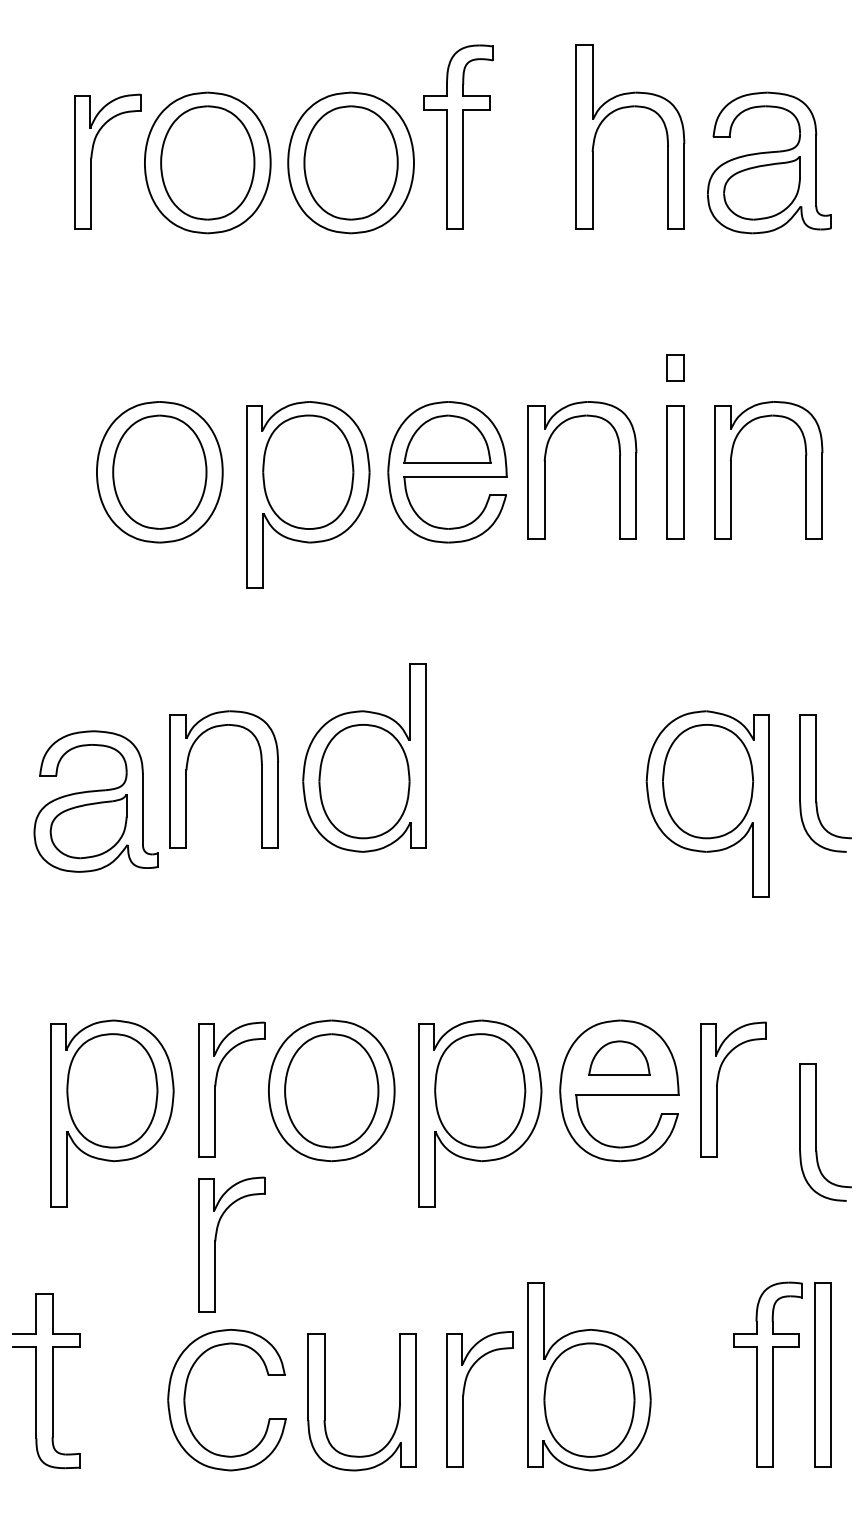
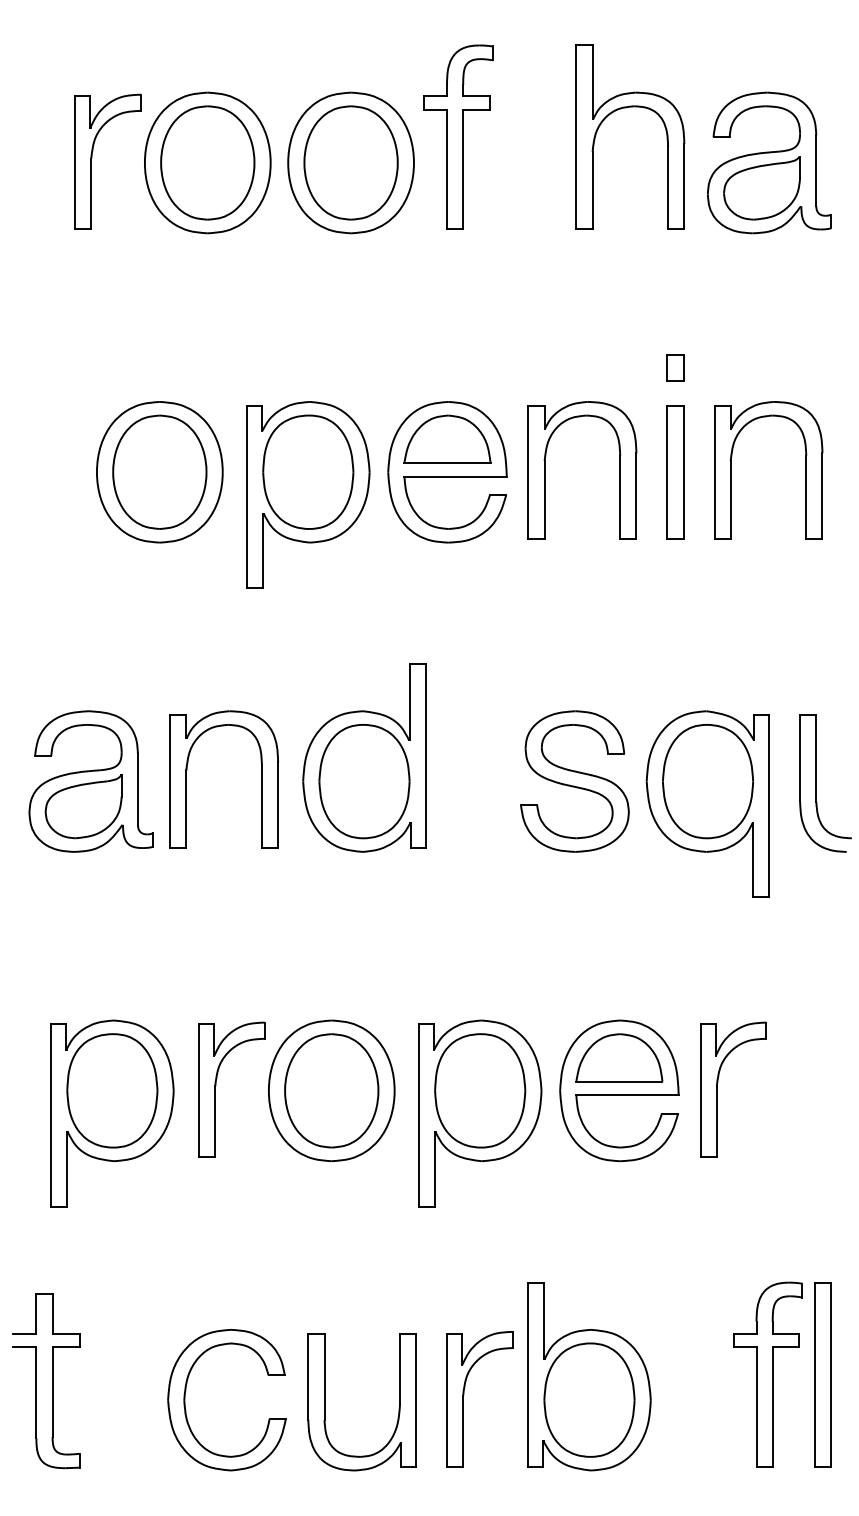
part: none -> present (574, 781)
part position: (95, 801) -> (90, 781) (90, 781)
part size: 63x36 px -> 89x50 px (619, 1057)
part: present -> none (816, 1132)
part: present -> none (216, 1241)
